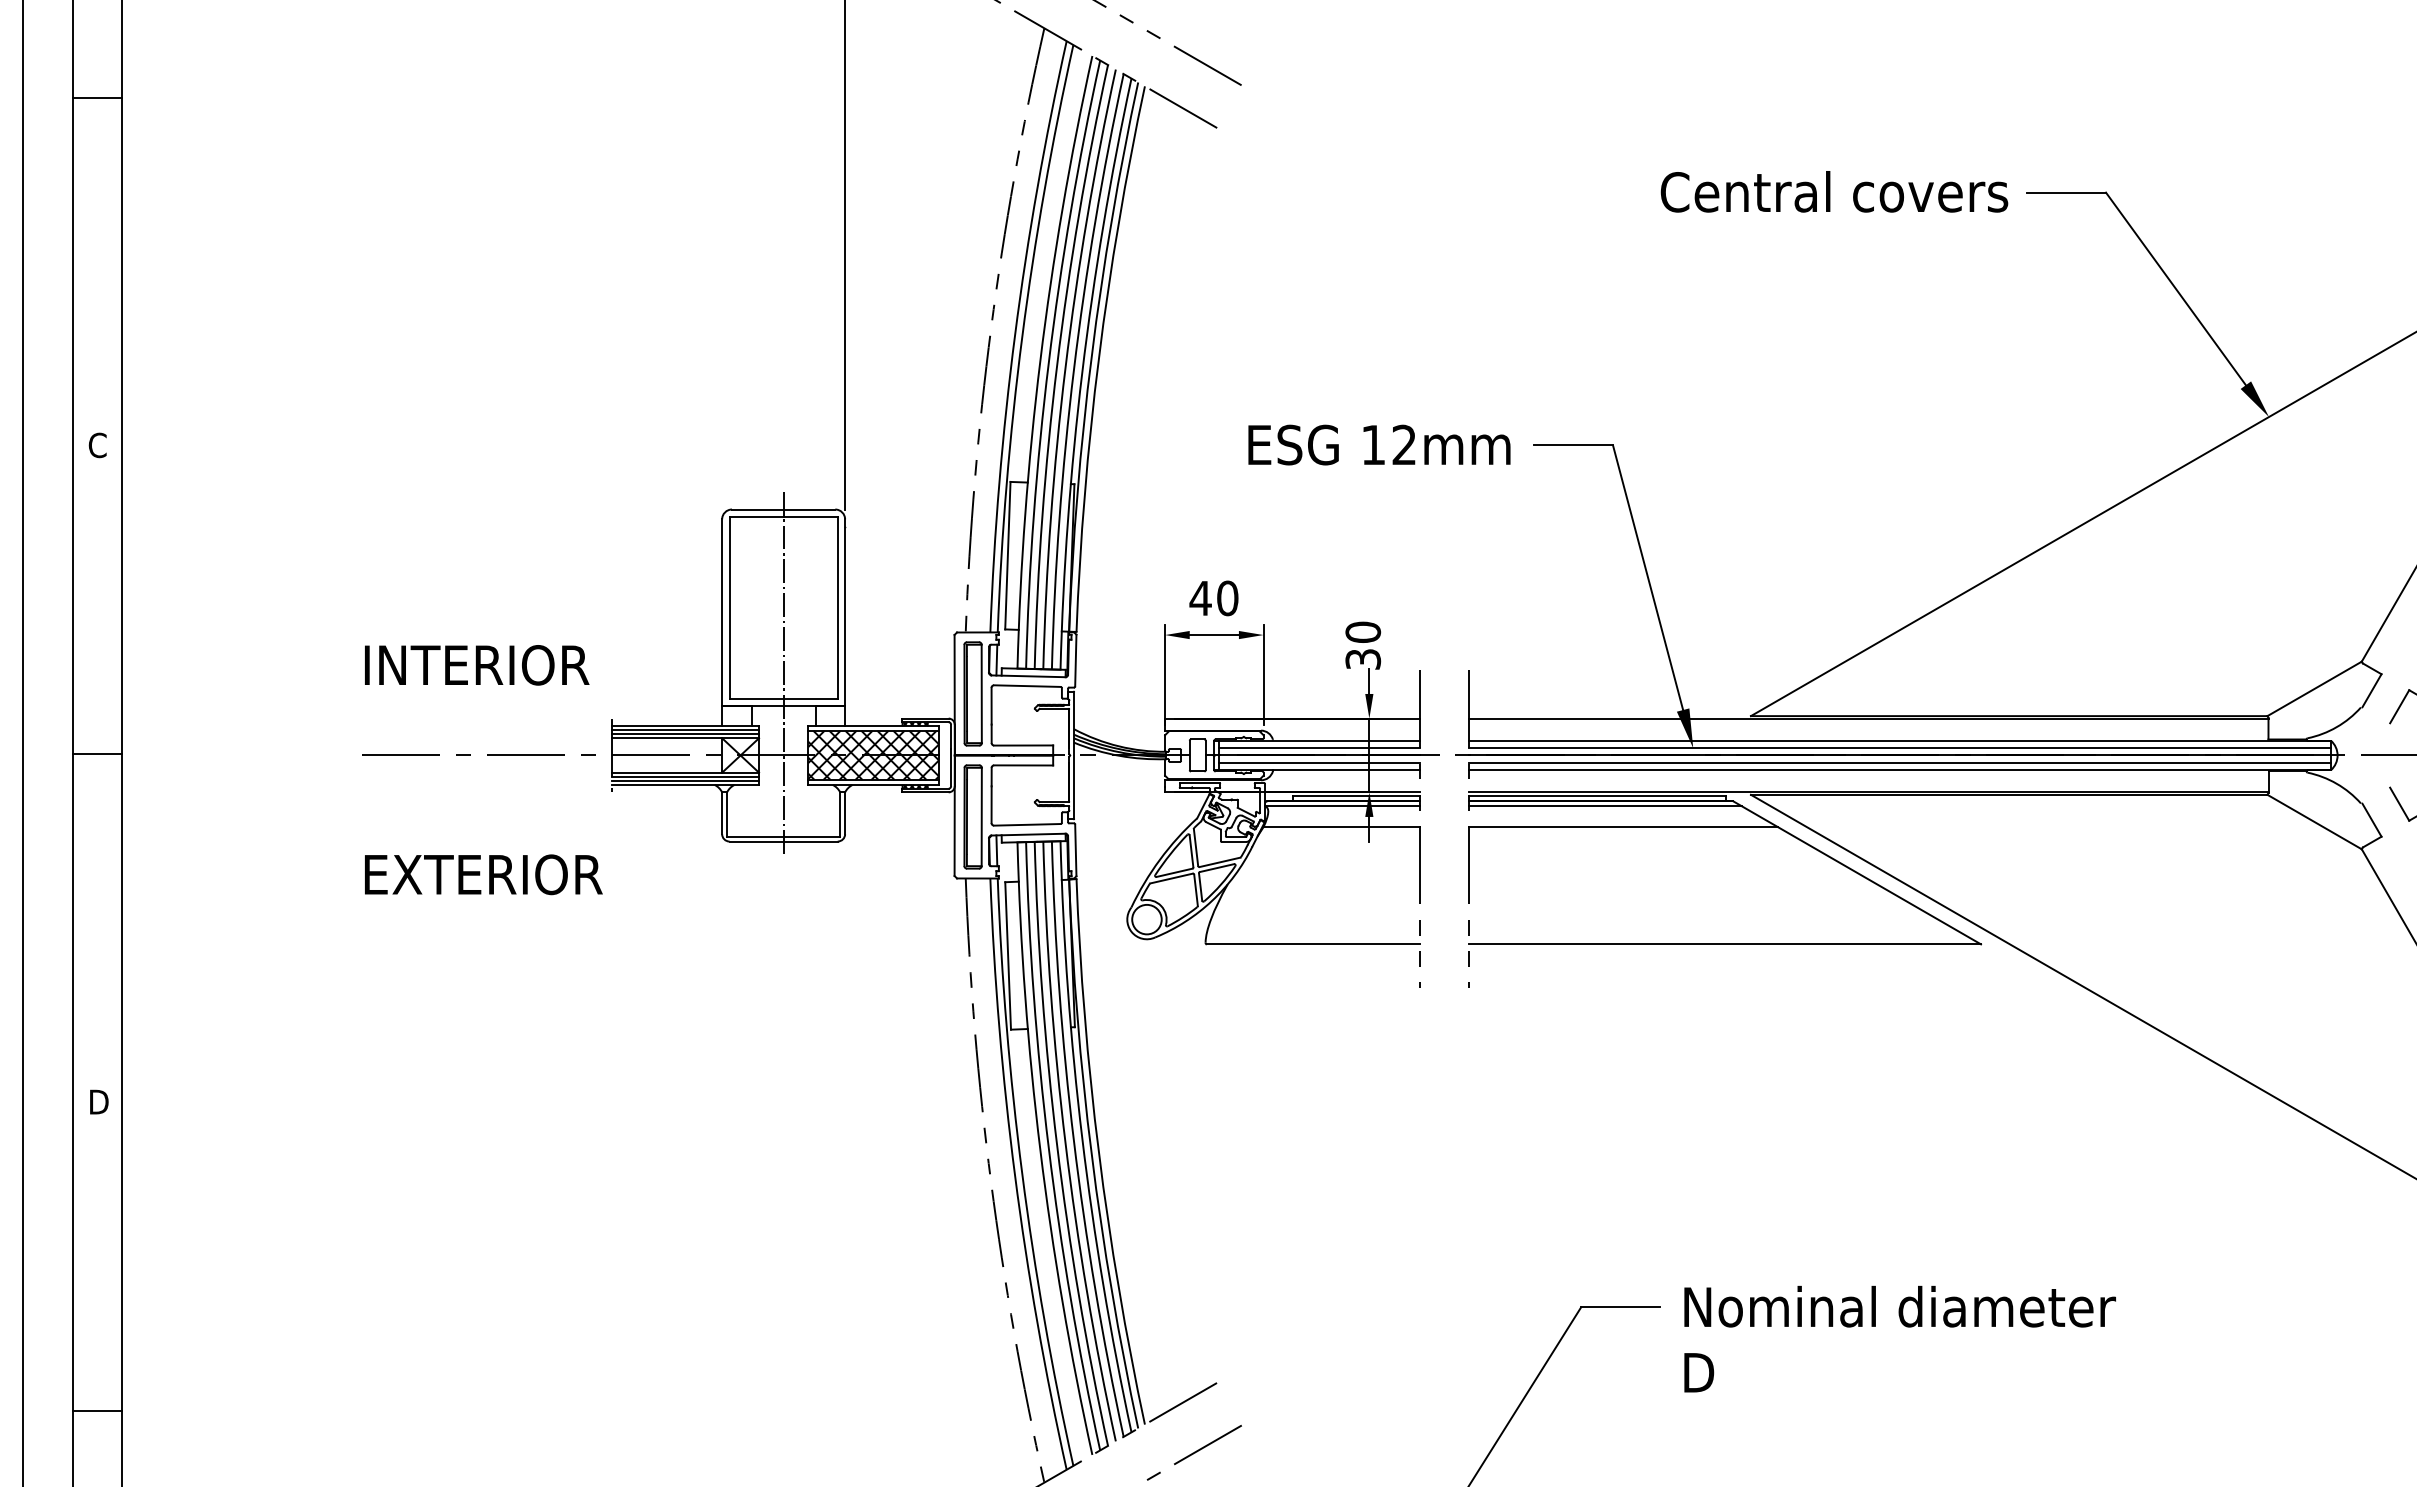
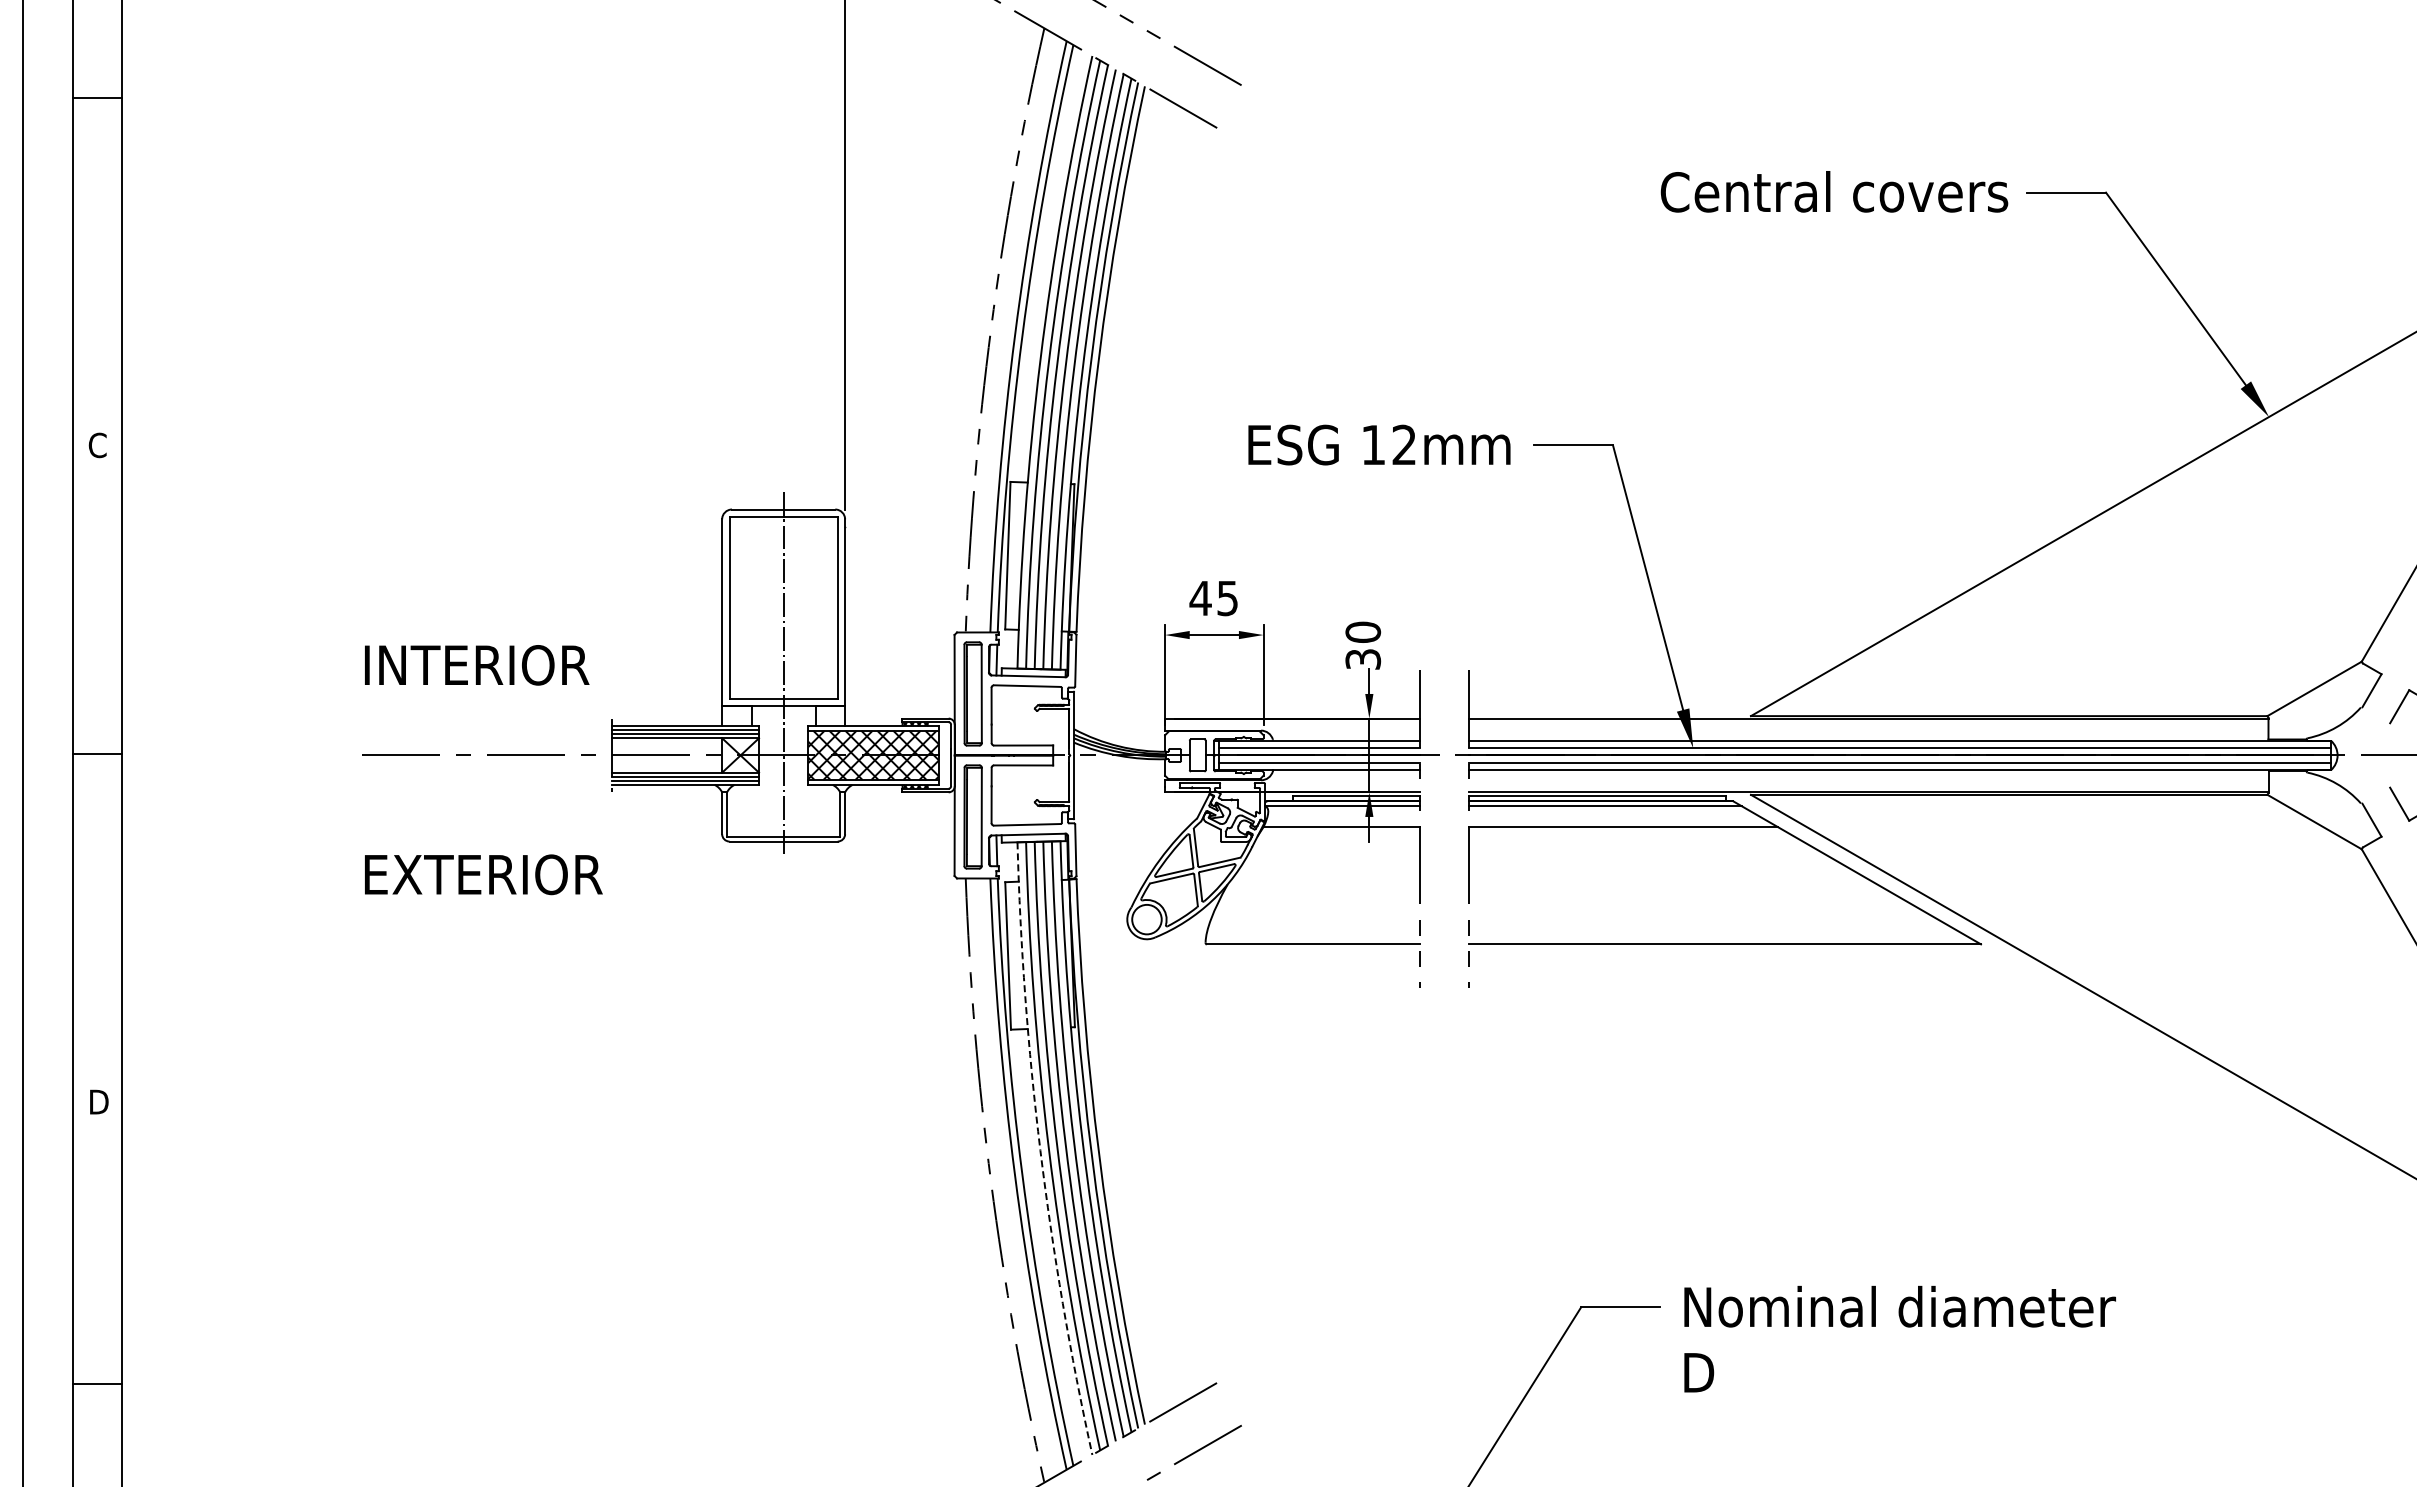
text: 40 -> 45 (1227, 598)
arc: solid -> dashed (1040, 1150)
line position: (96, 1411) -> (96, 1384) (96, 1384)
